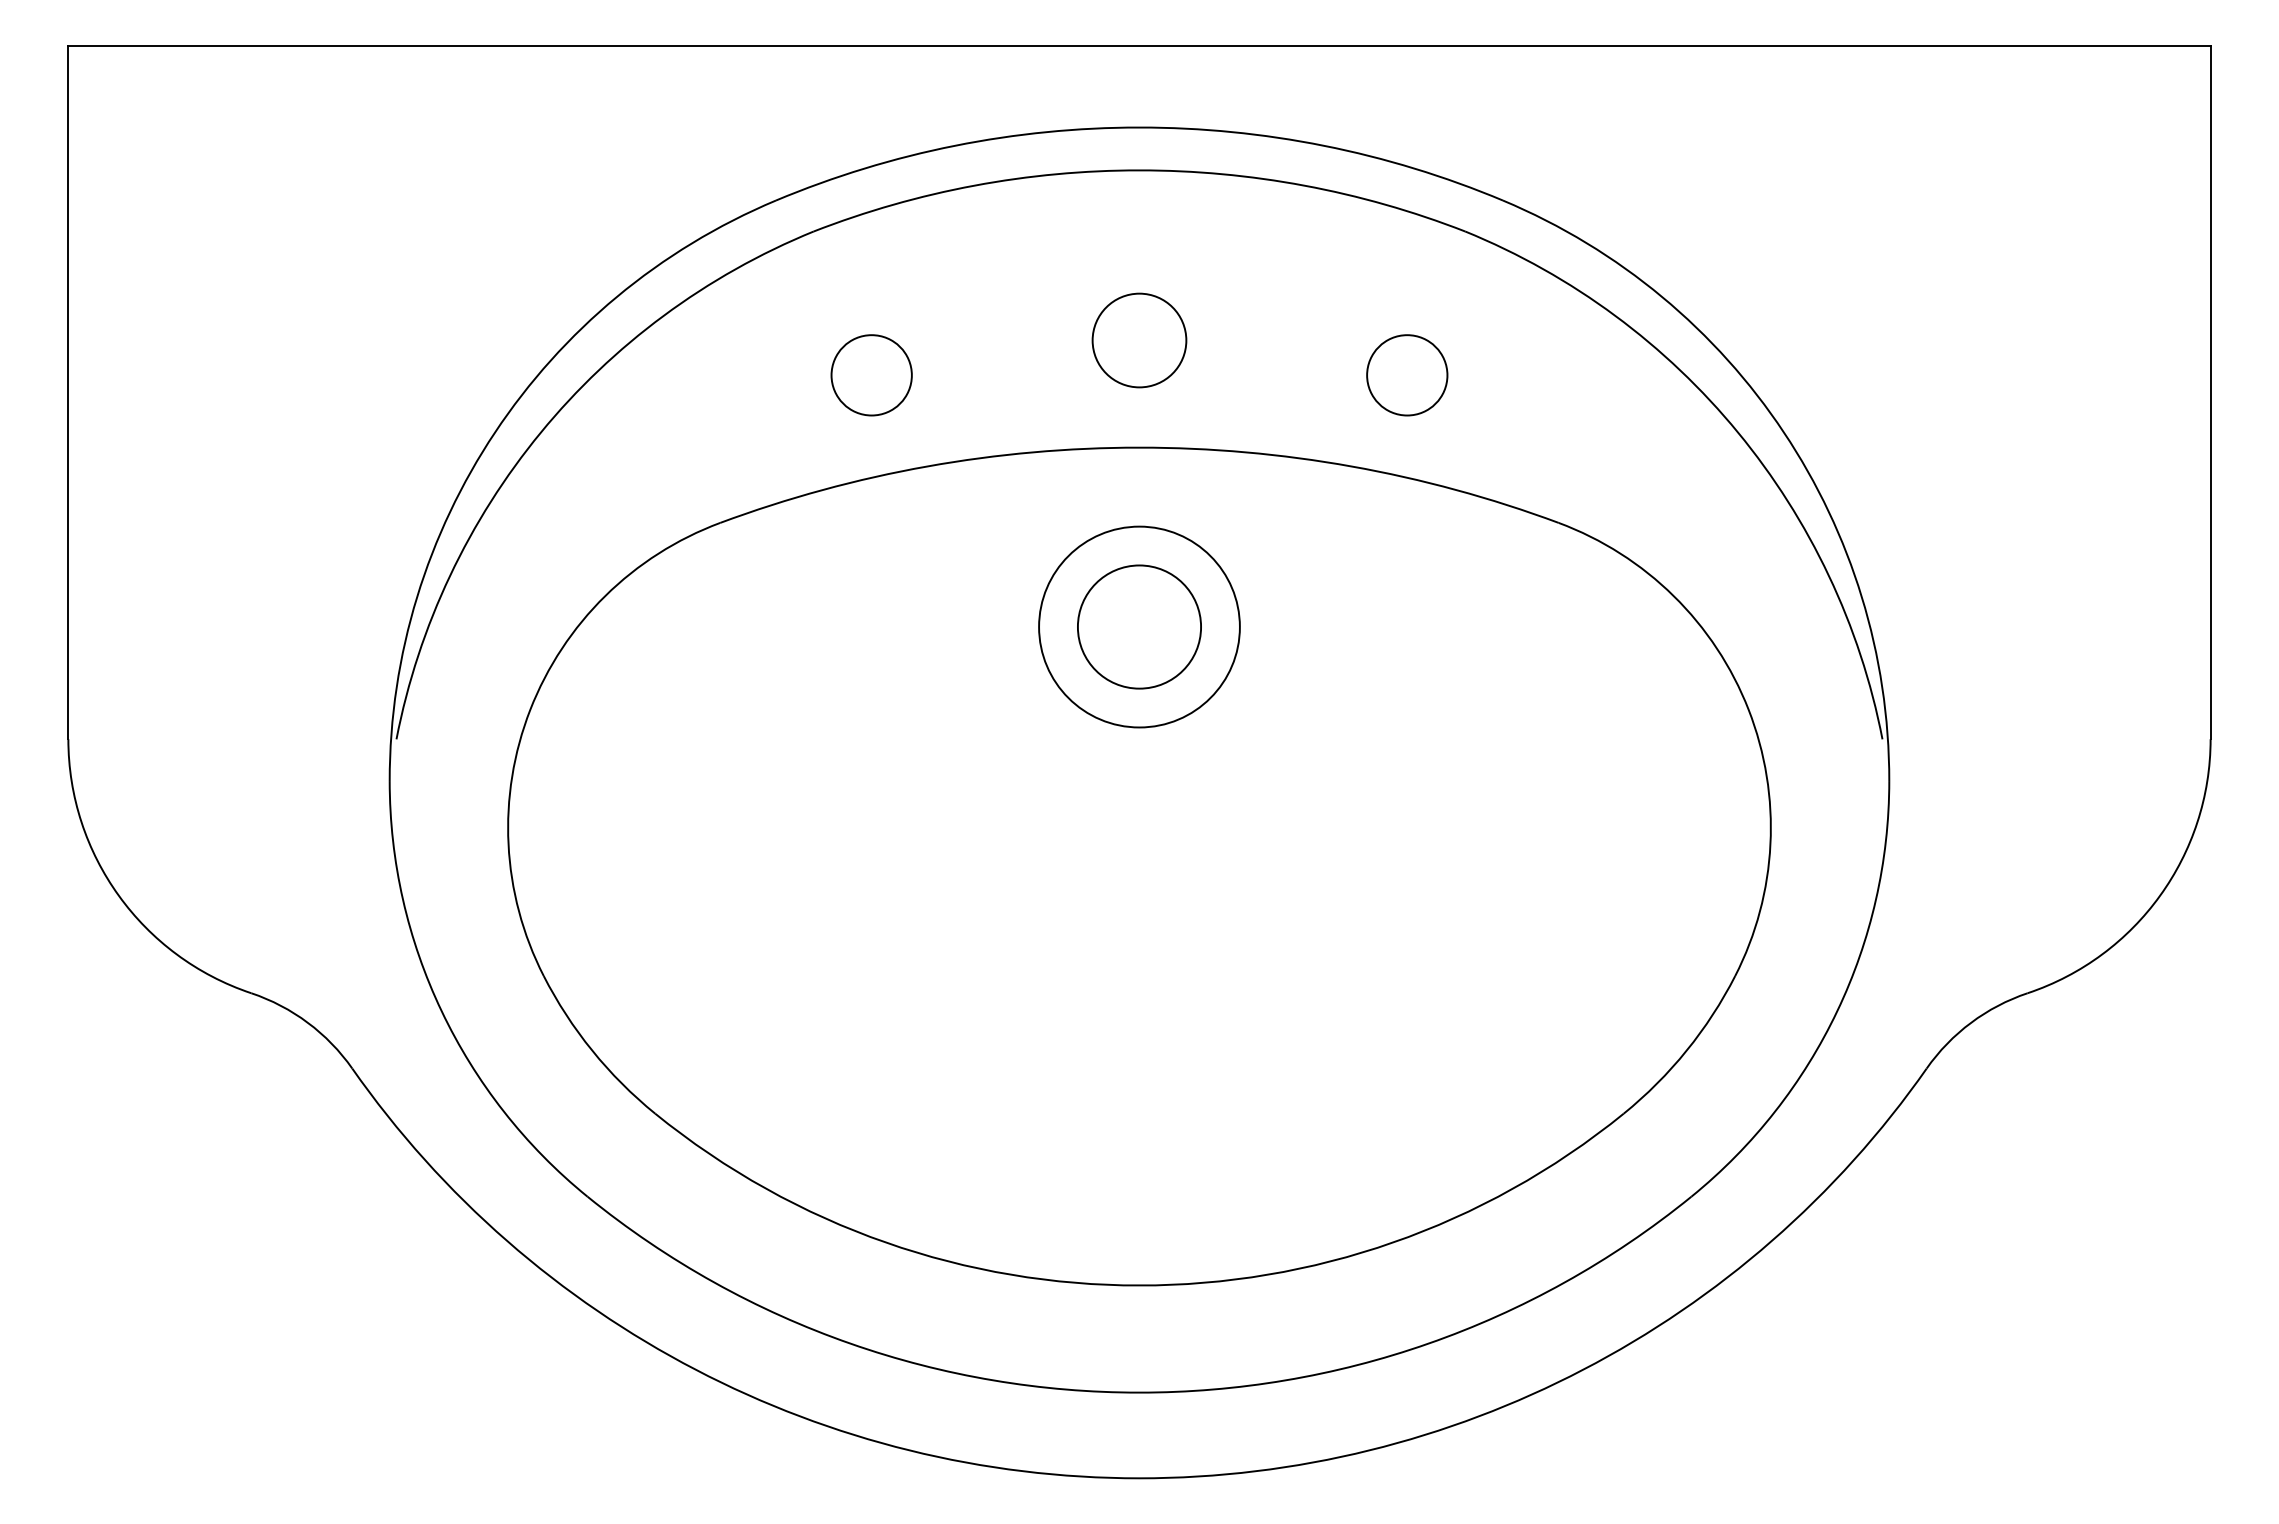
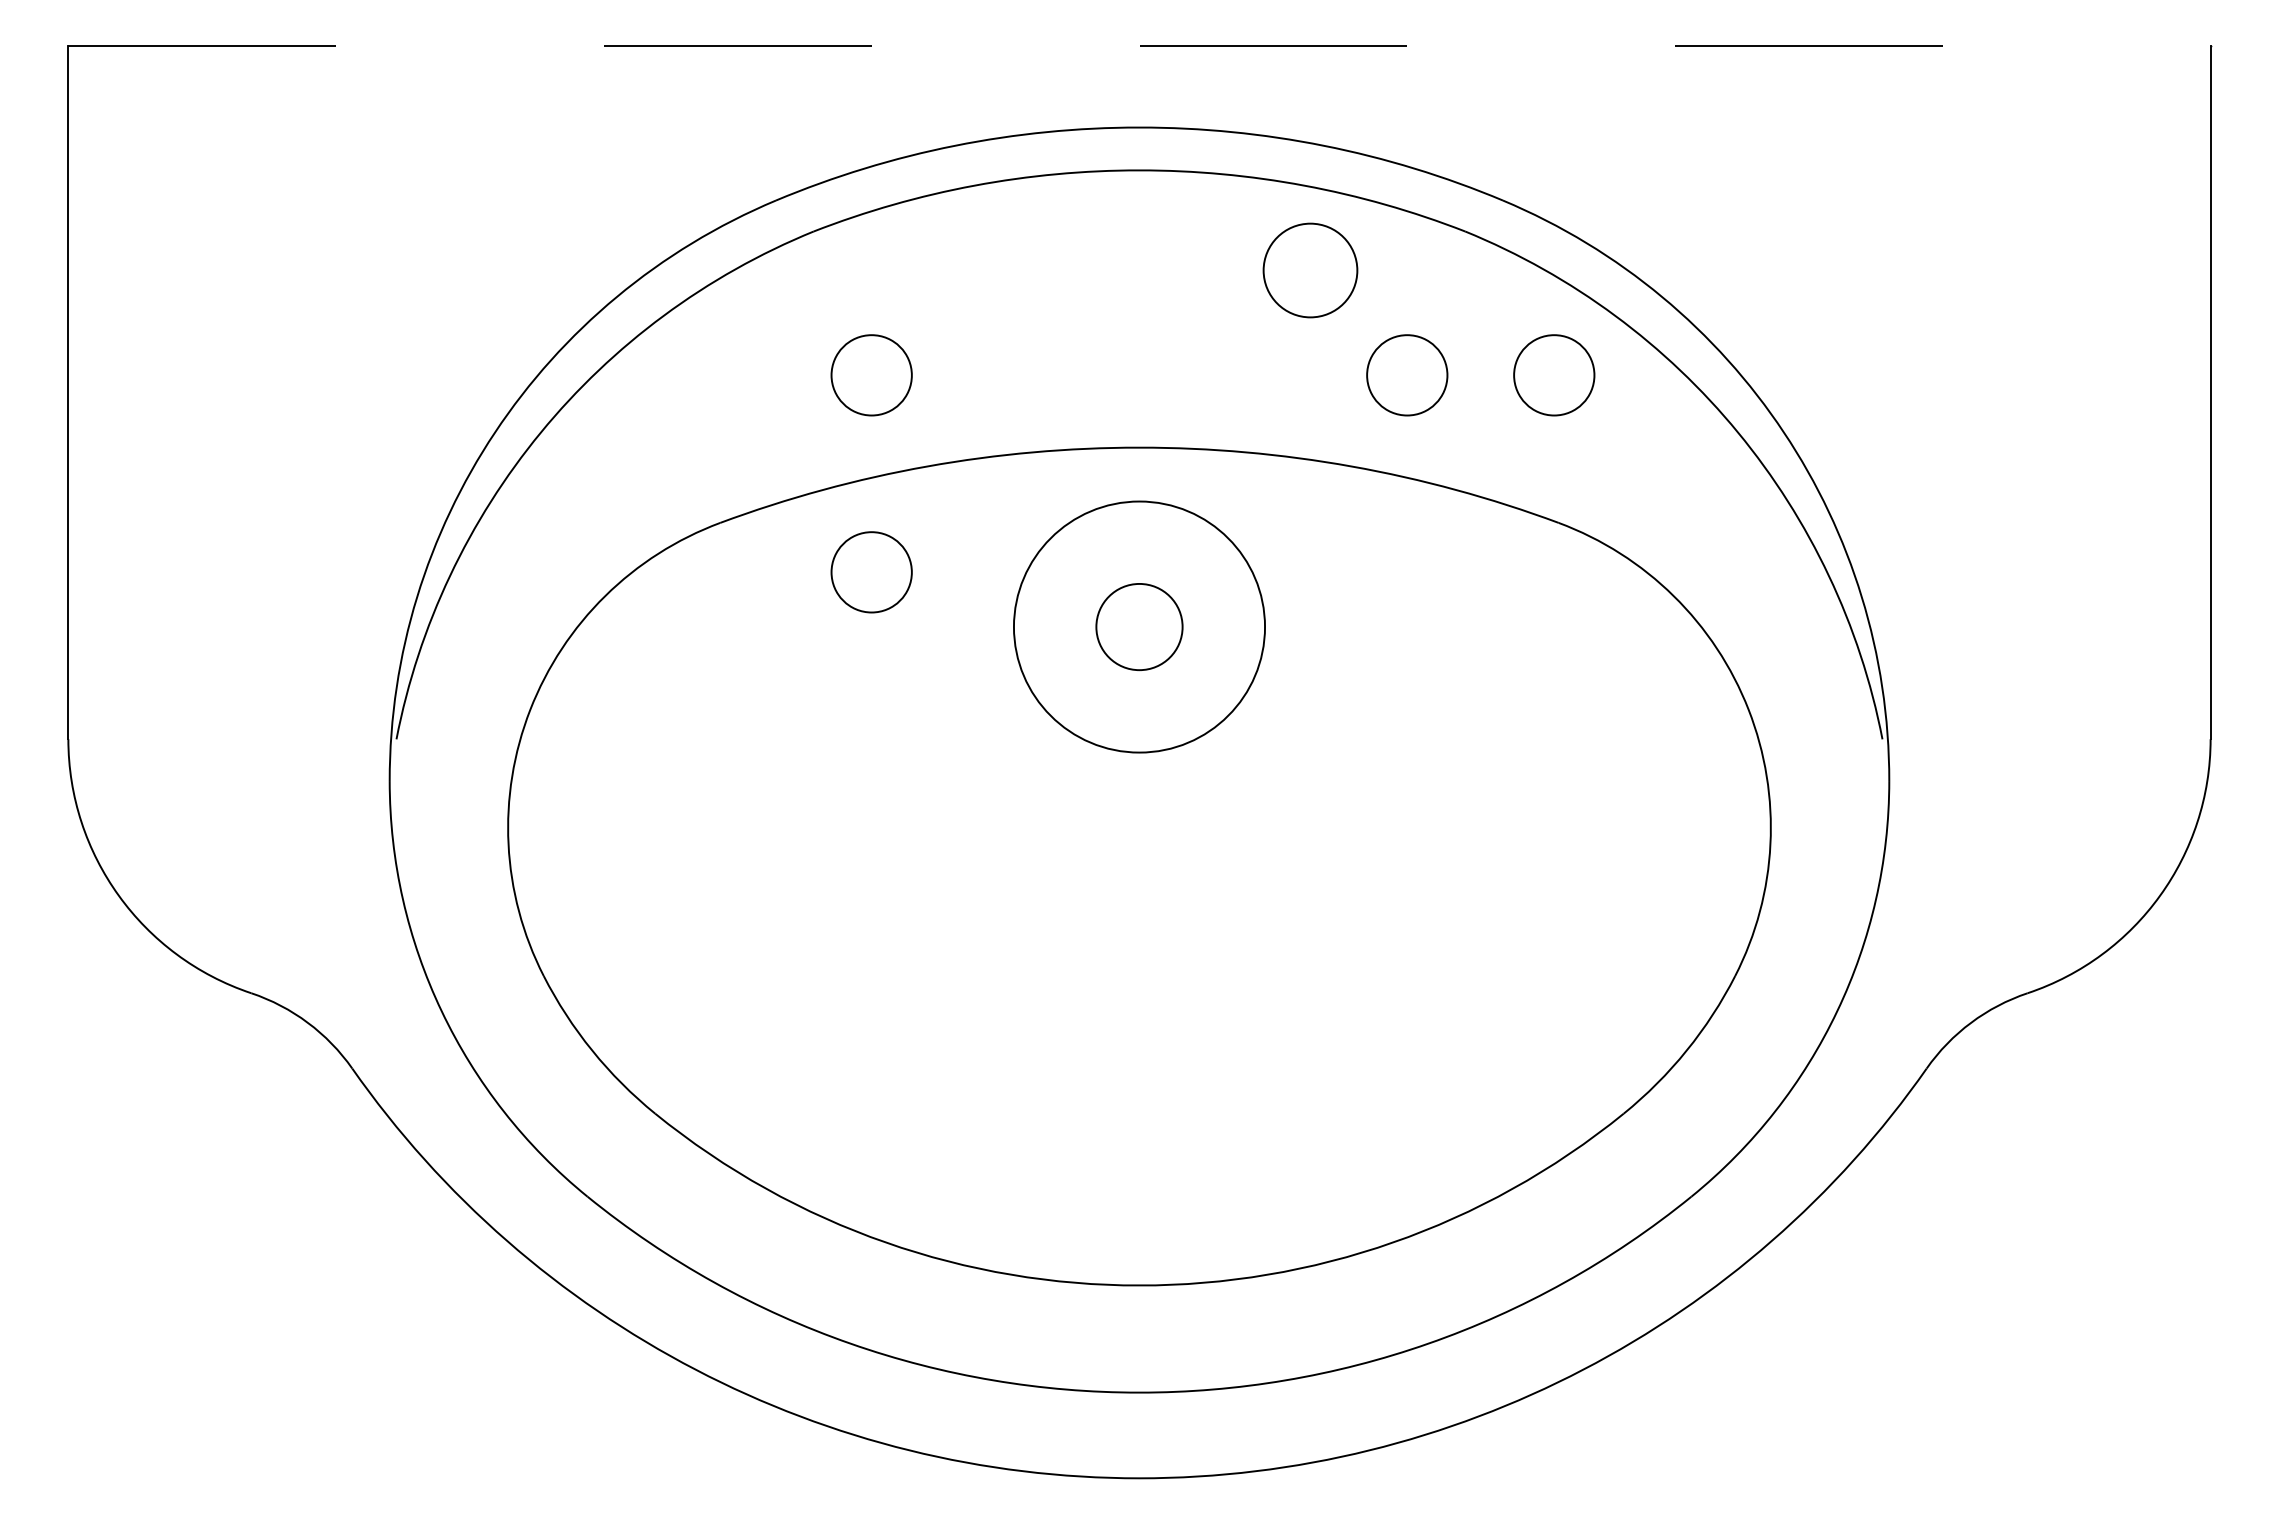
line: solid -> dashed (1139, 45)
circle position: (1139, 340) -> (1310, 270) (1310, 270)
circle: none -> present (1554, 375)
circle: none -> present (871, 572)
circle diameter: 123 px -> 86 px (1139, 626)
circle diameter: 201 px -> 251 px (1139, 626)
